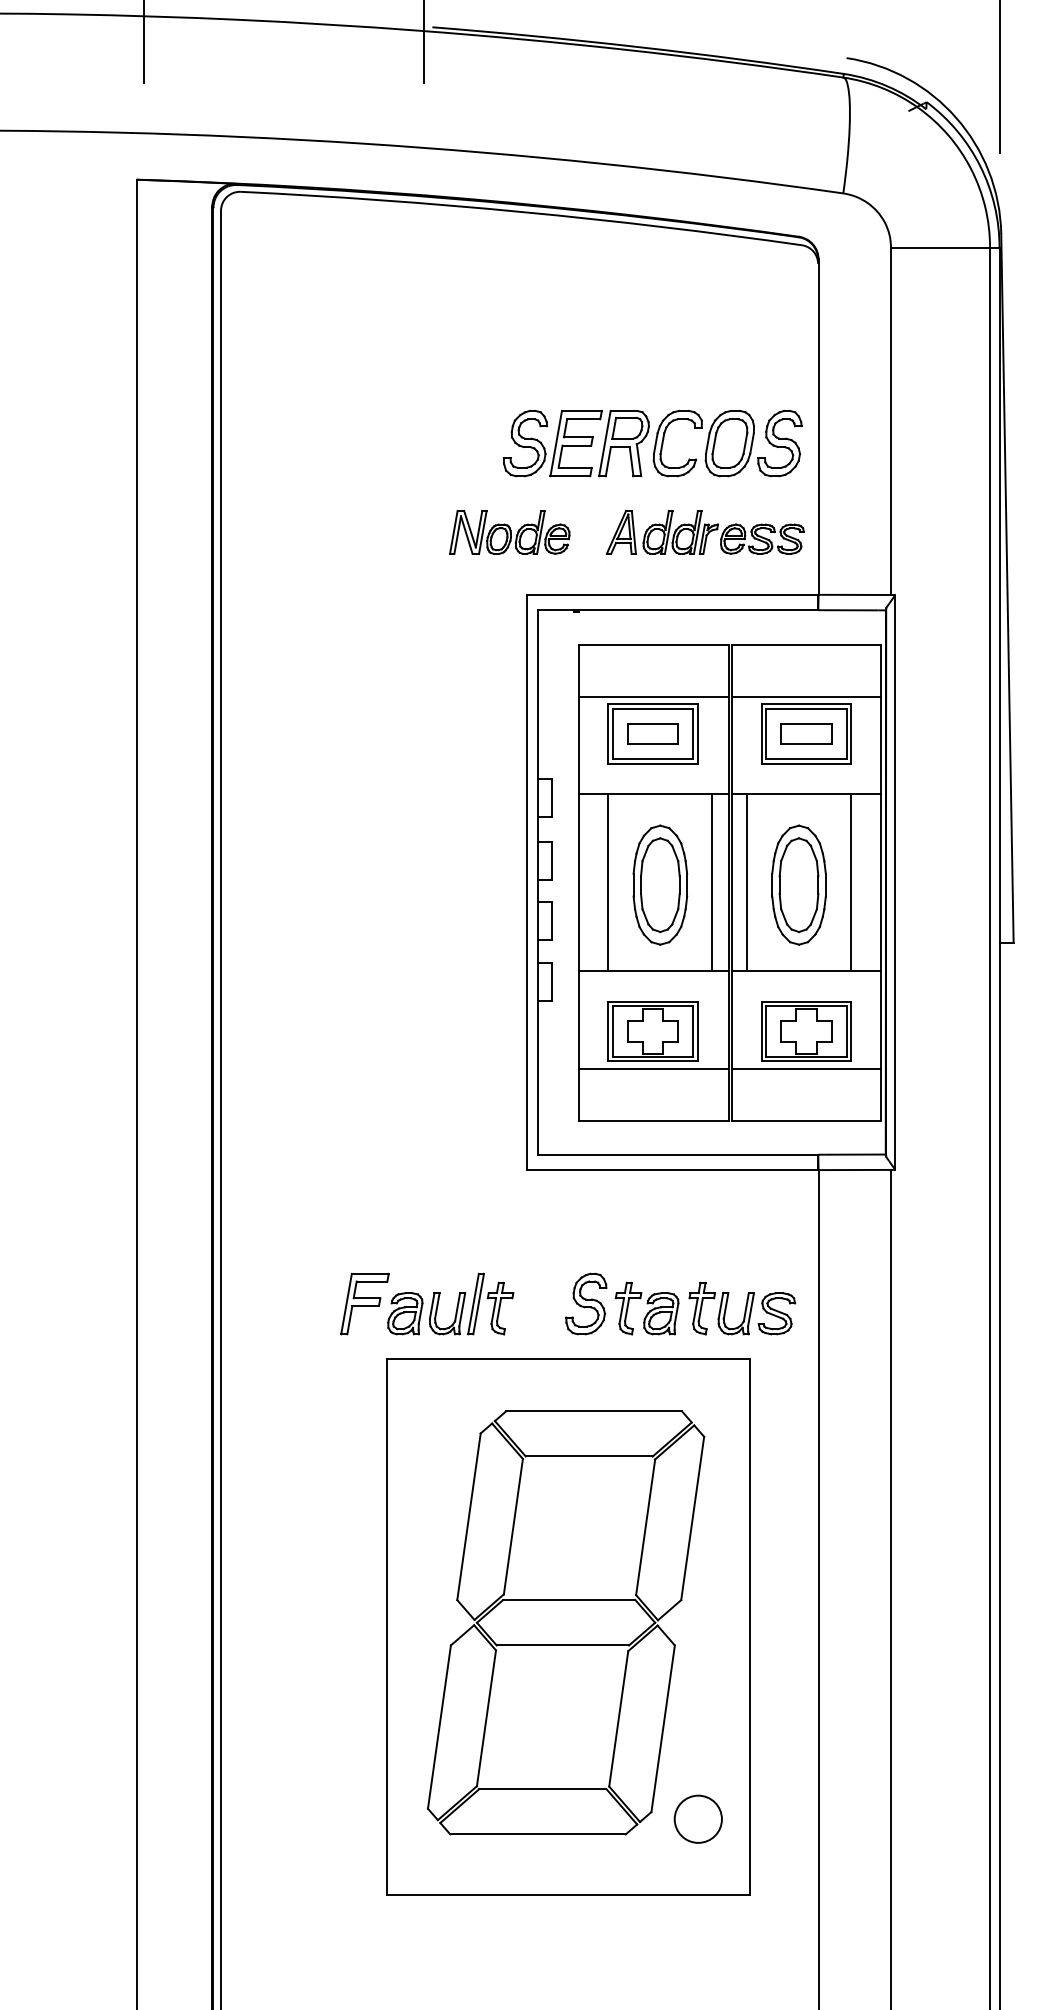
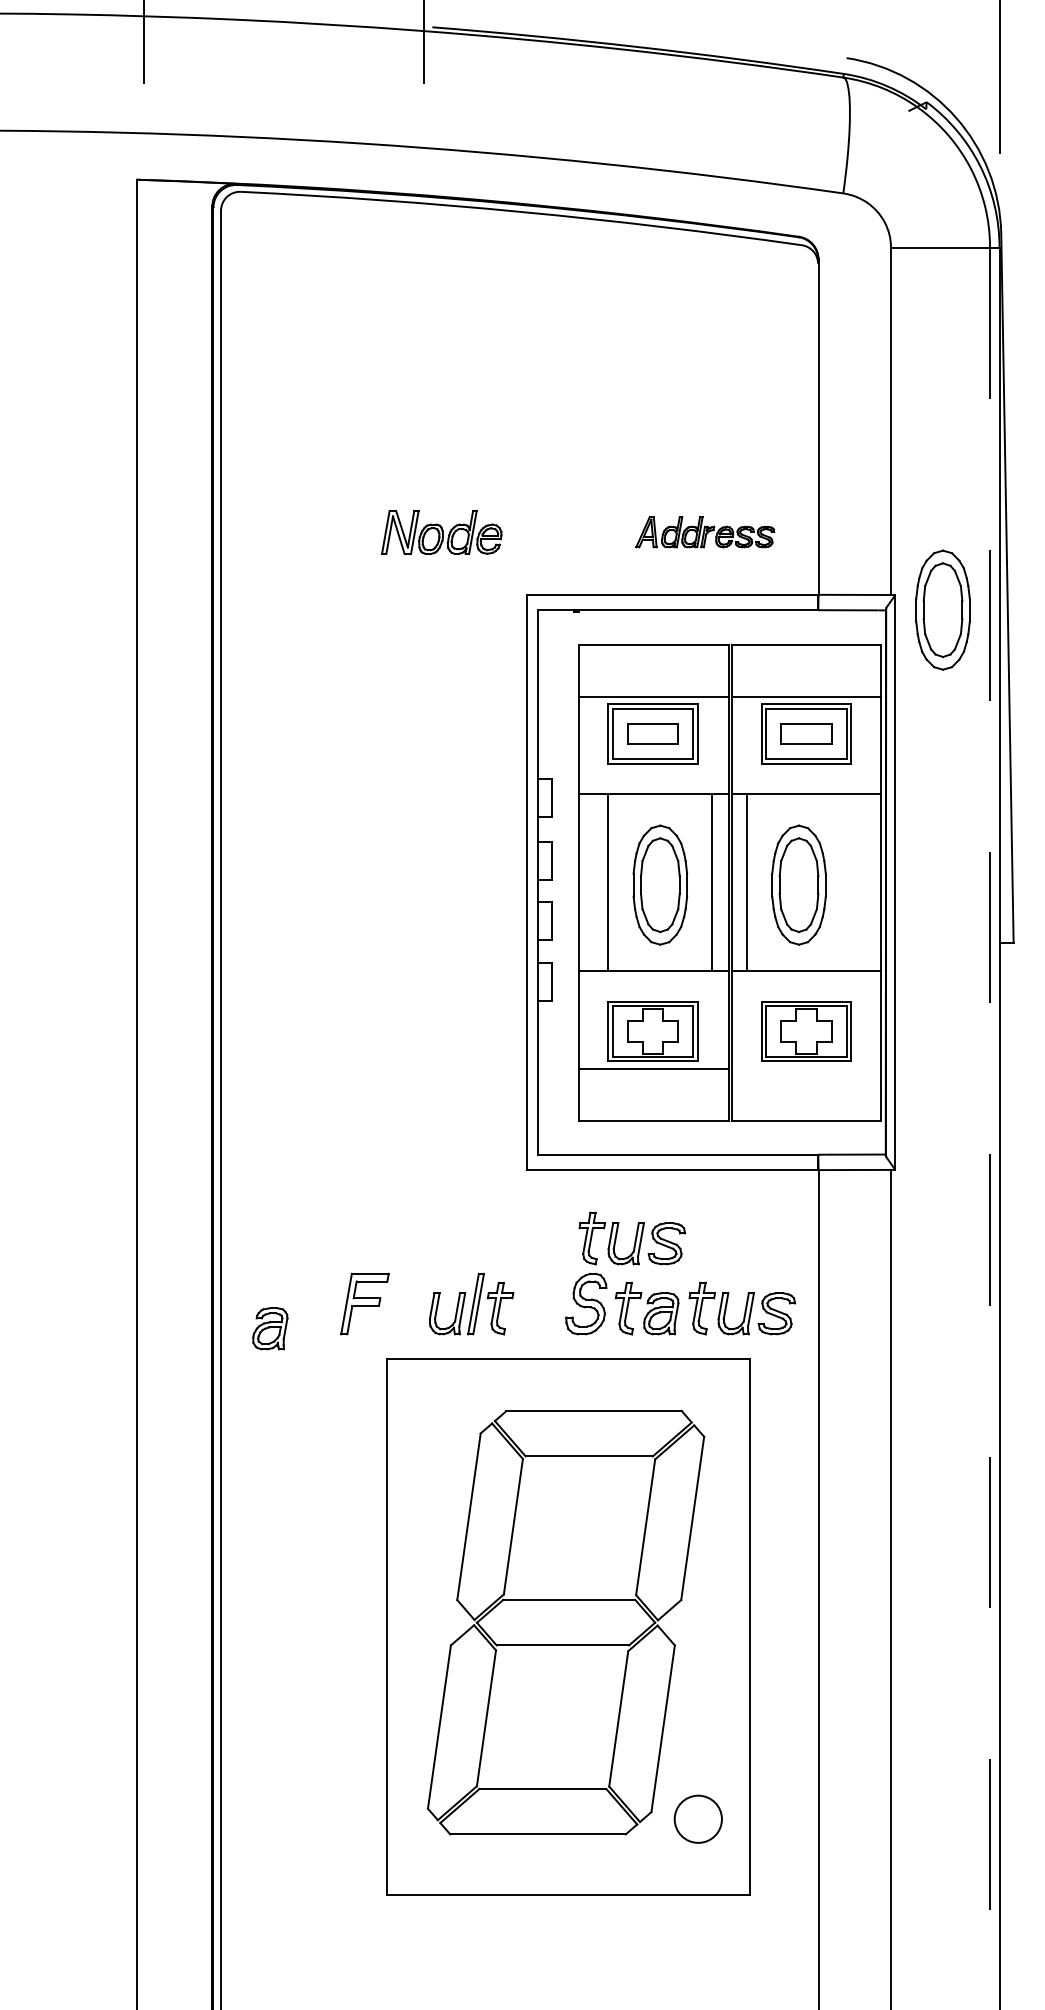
part: present -> none (652, 443)
part size: 200x46 px -> 141x33 px (705, 532)
part position: (509, 532) -> (441, 532) (441, 532)
part: none -> present (942, 609)
line: present -> none (851, 882)
line: present -> none (806, 1068)
line: solid -> dashed (990, 1128)
part: none -> present (632, 1238)
part position: (405, 1313) -> (270, 1328) (270, 1328)
